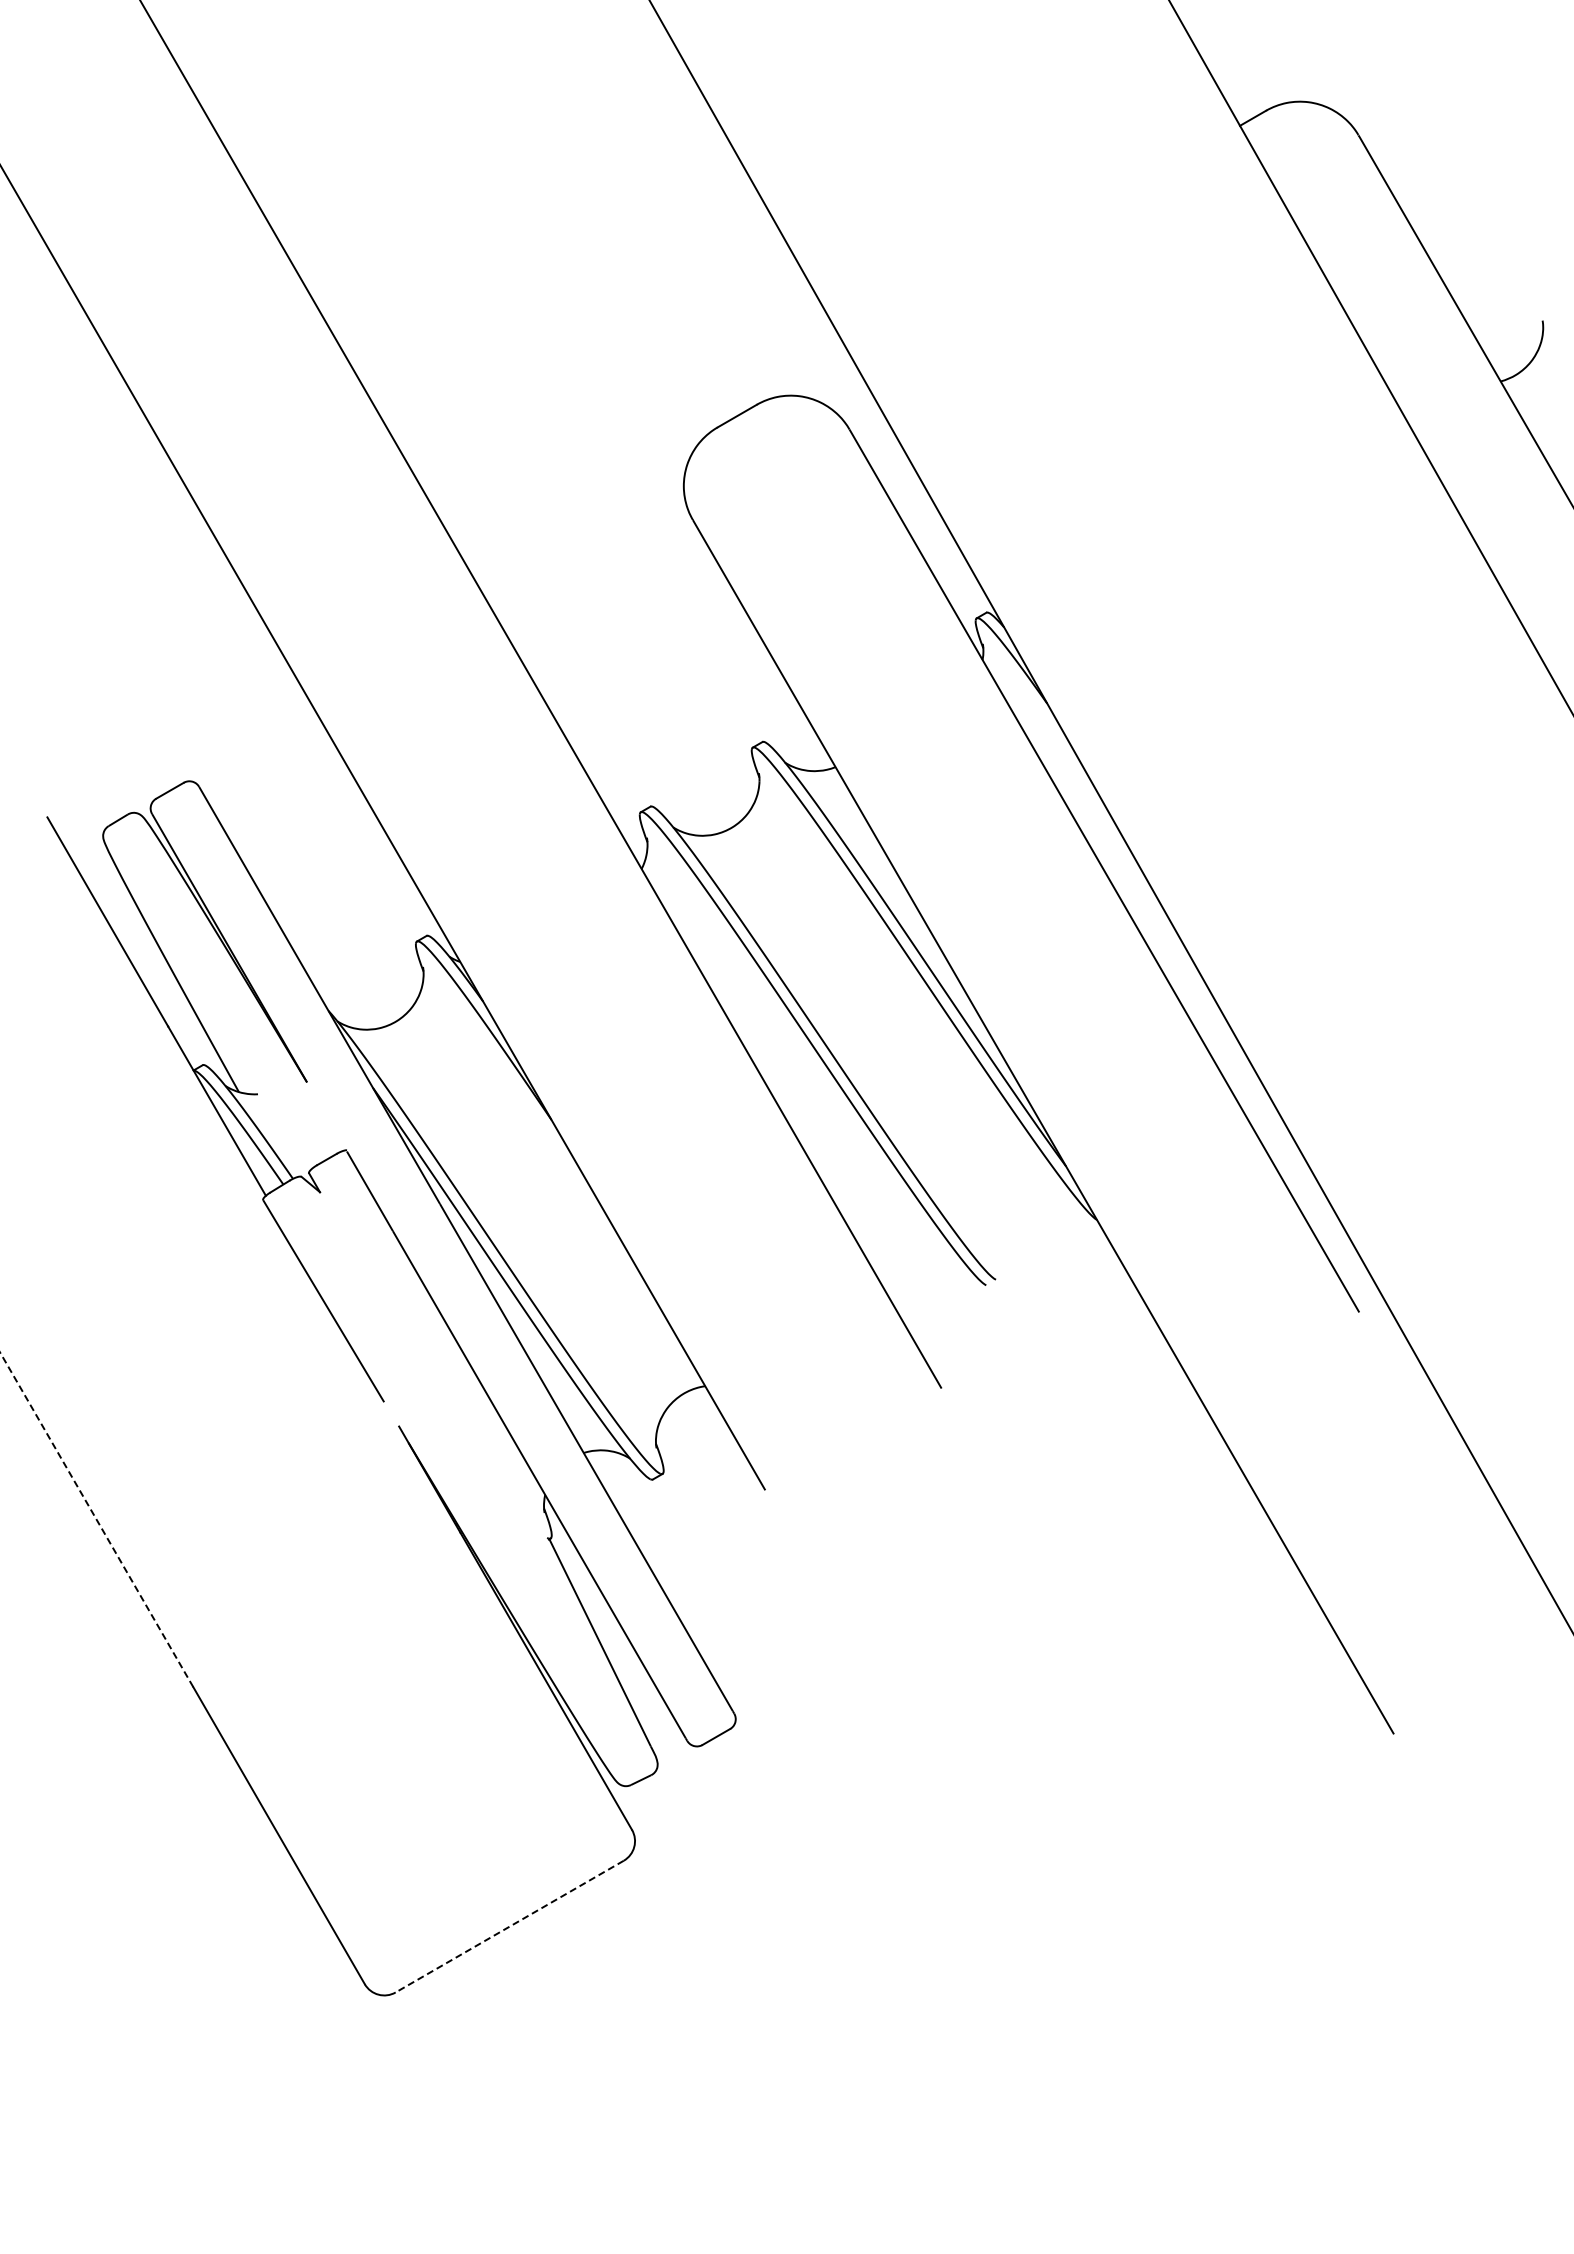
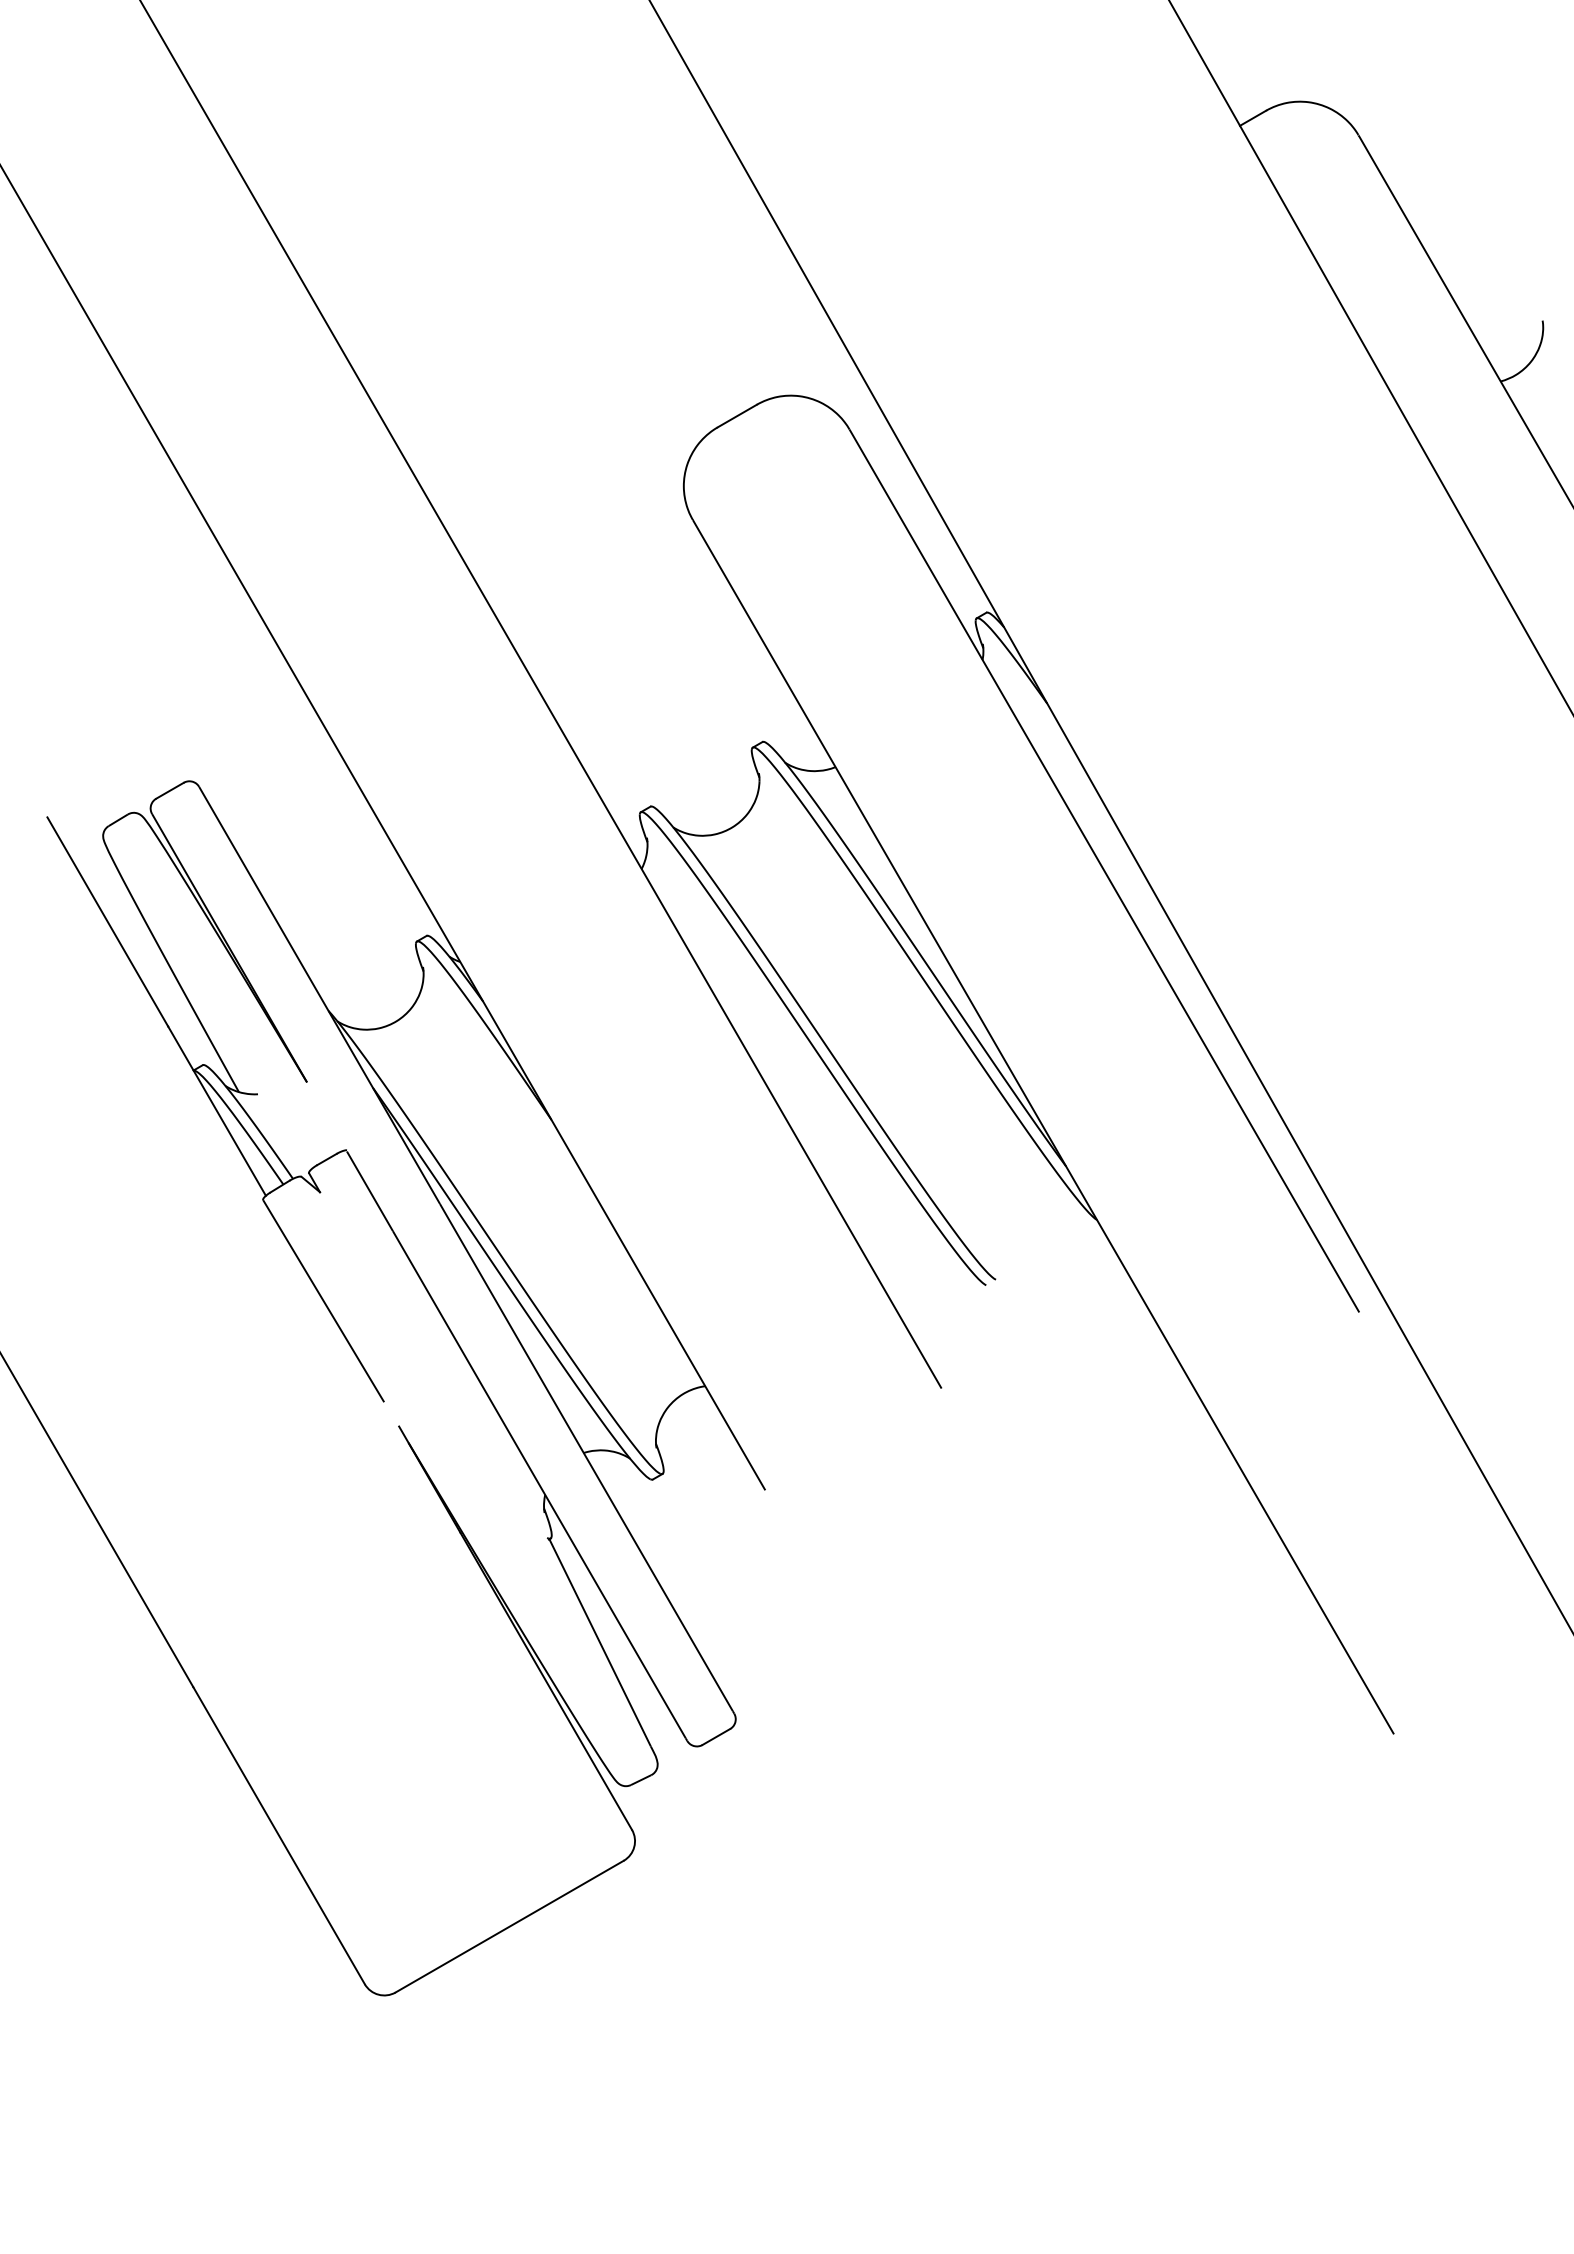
line: dashed -> solid (96, 1520)
line: dashed -> solid (509, 1926)
